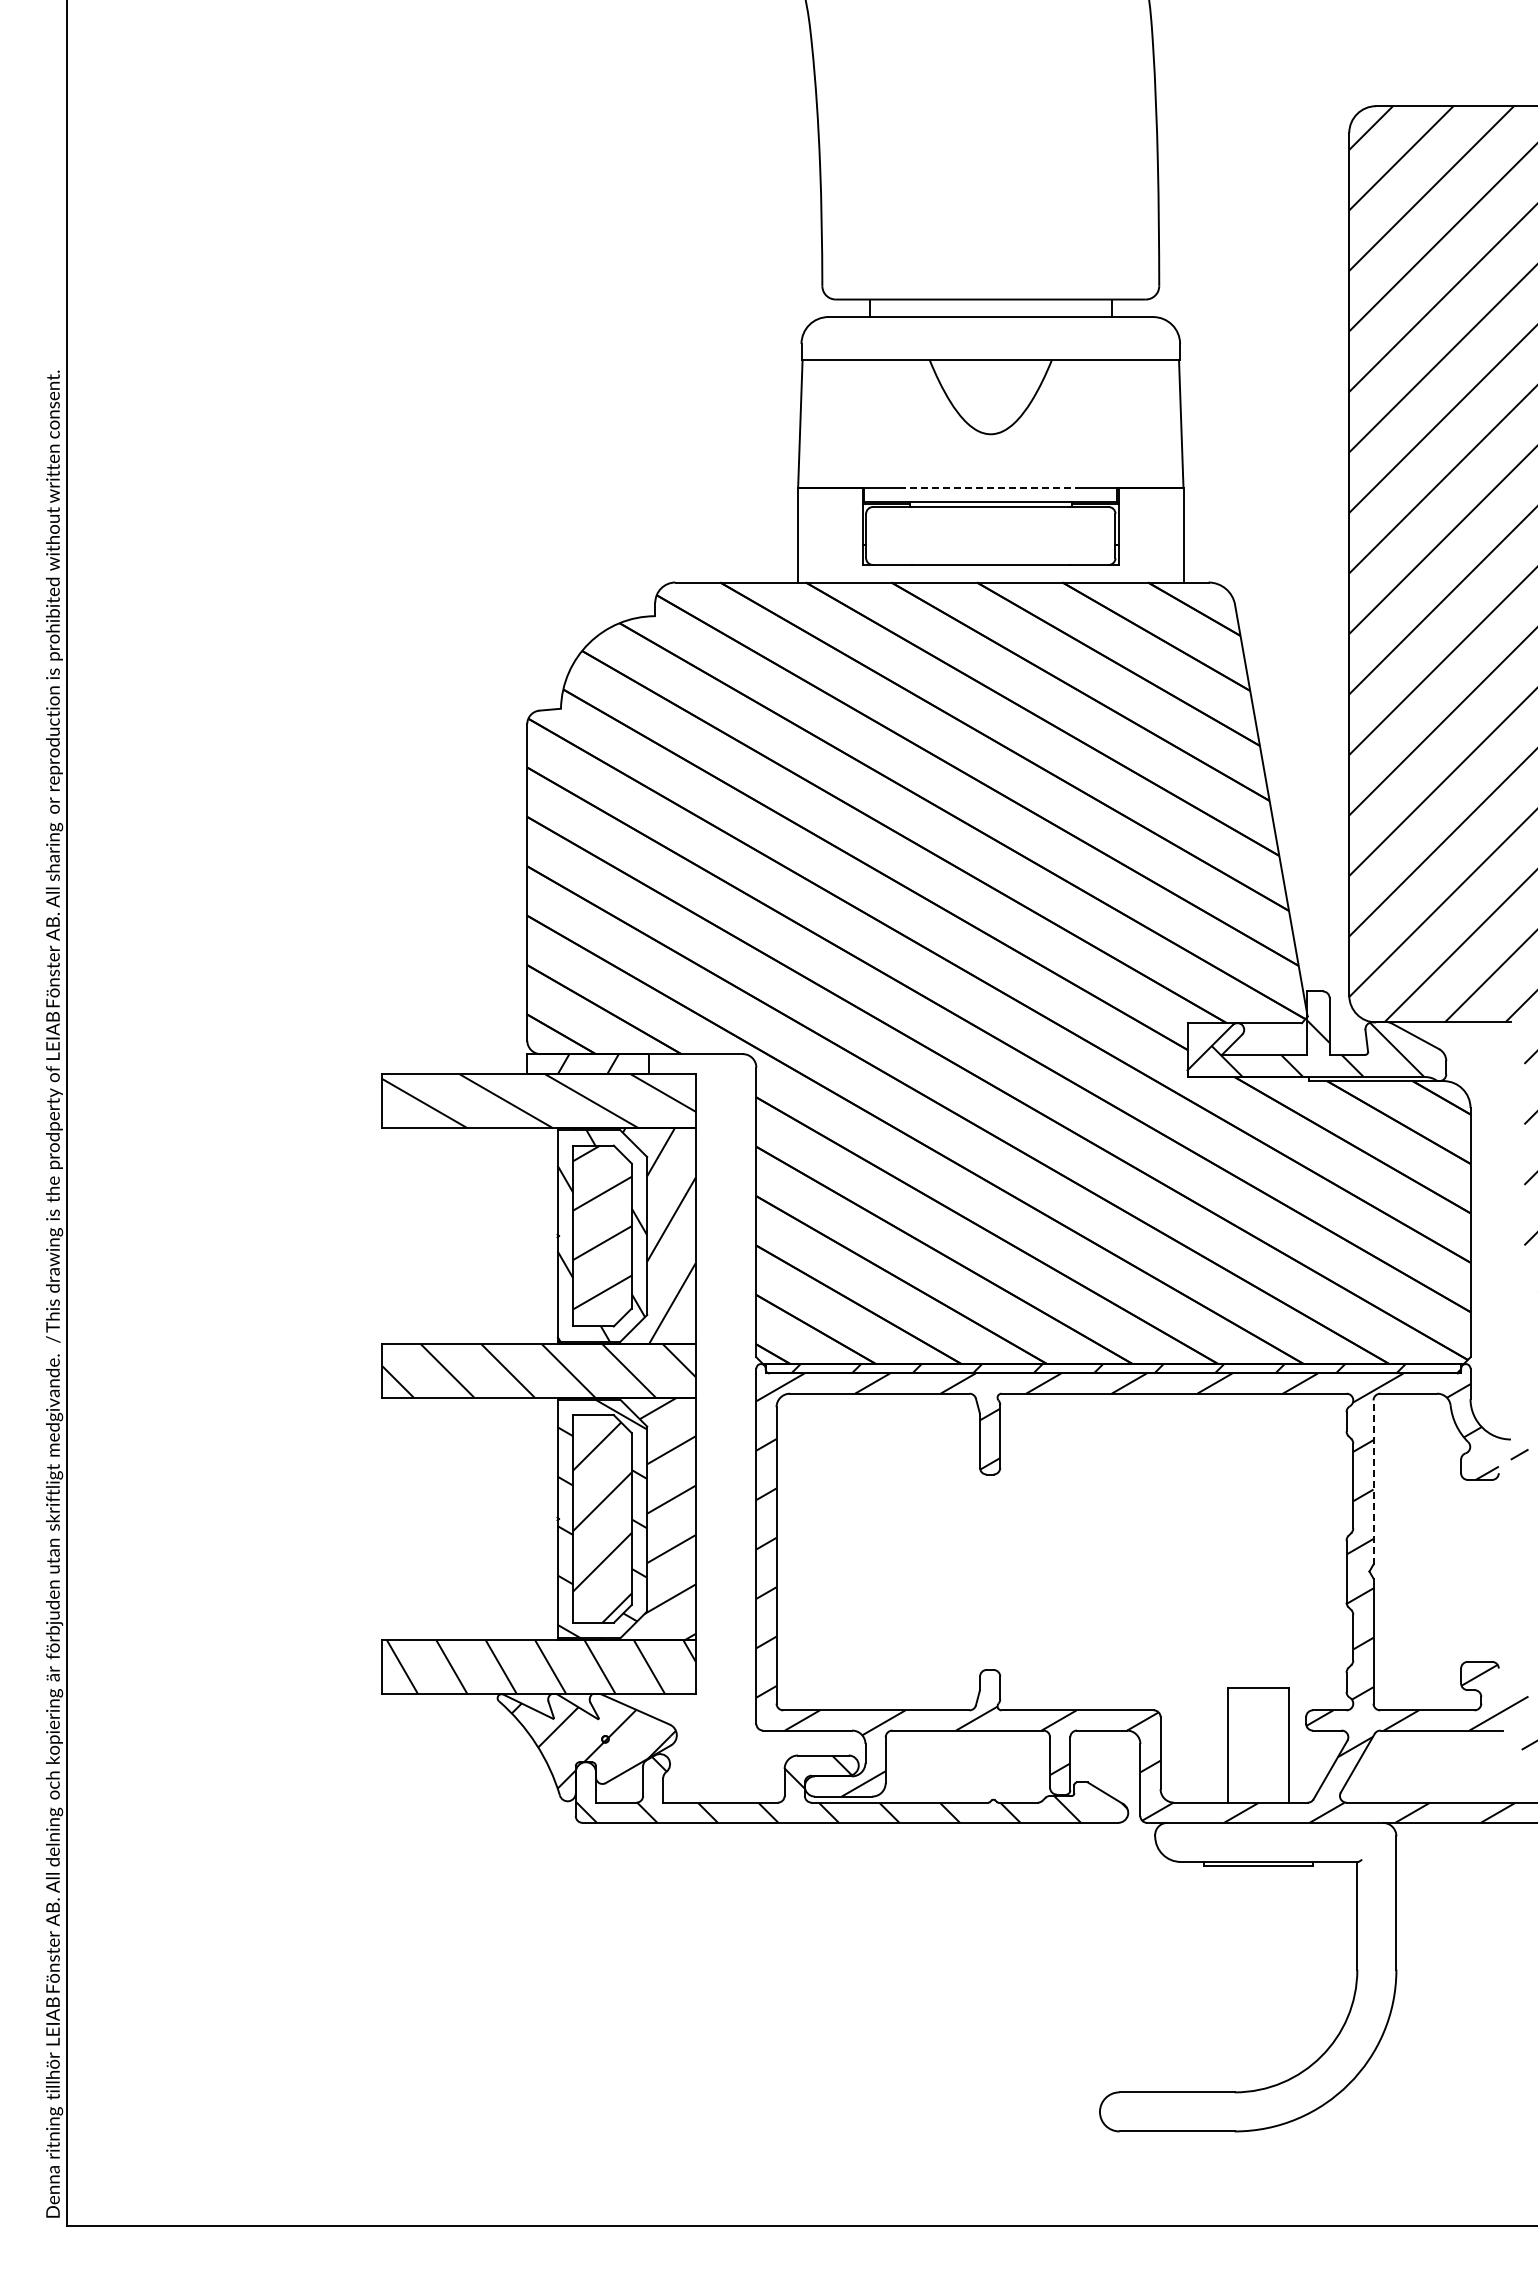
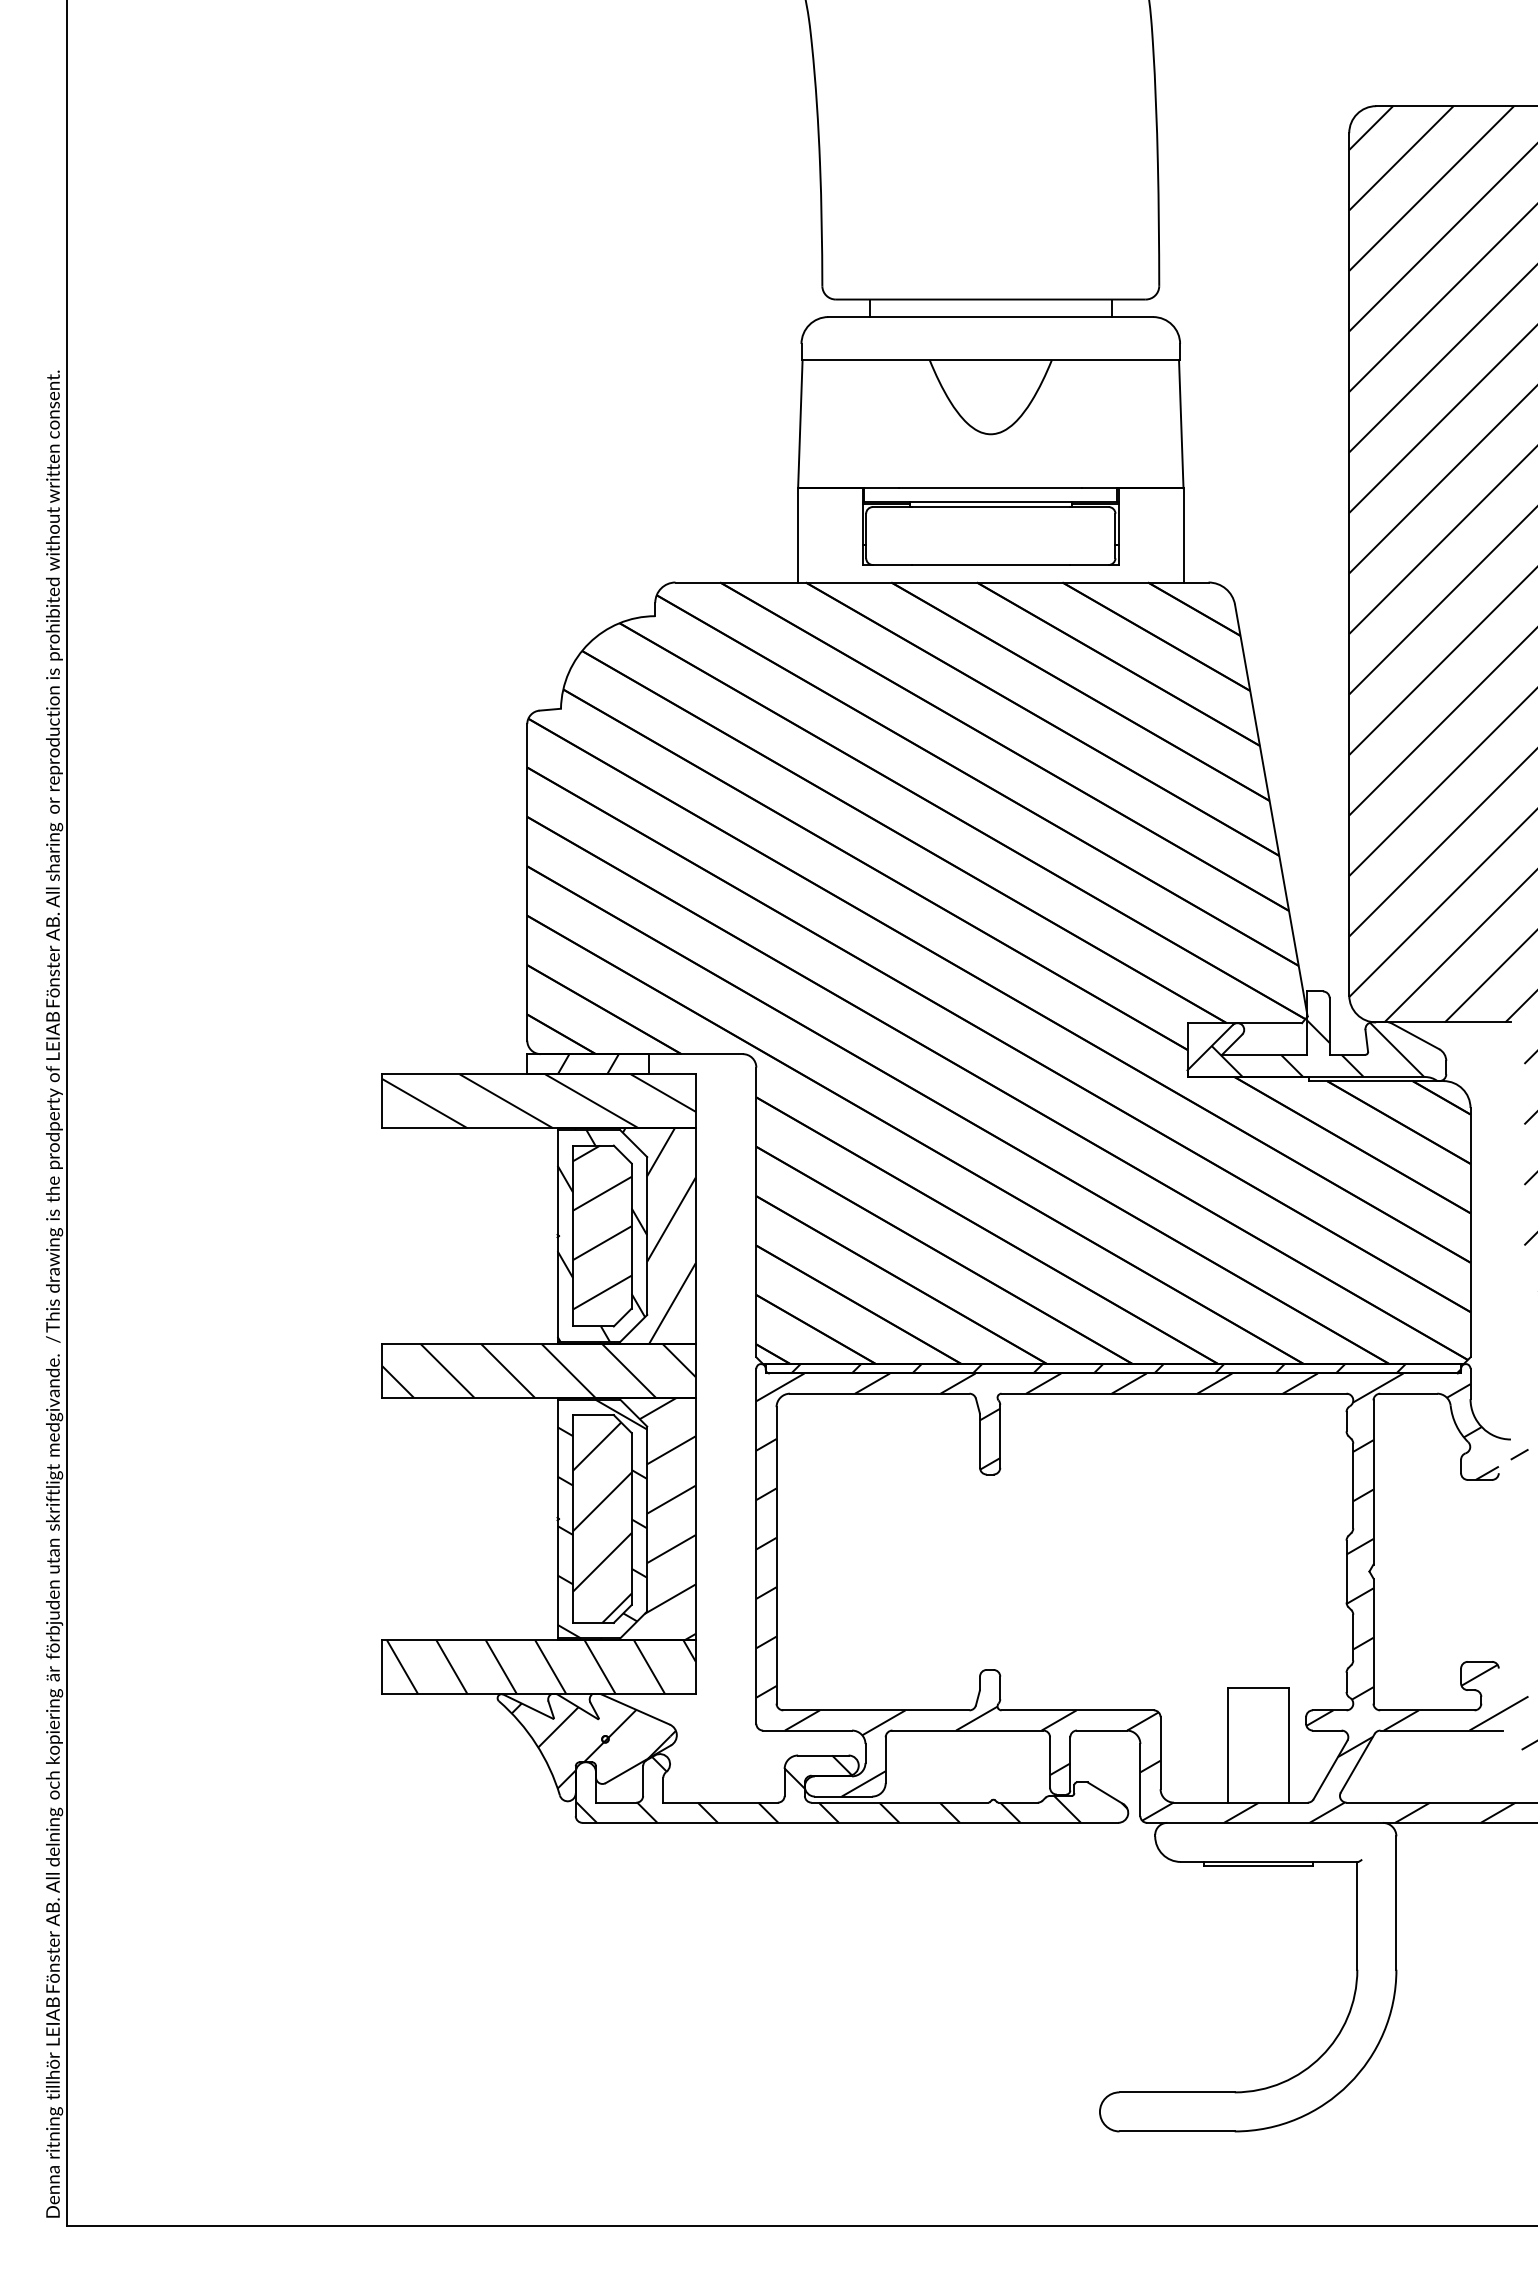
line: dashed -> solid (990, 488)
line: dashed -> solid (1373, 1482)
